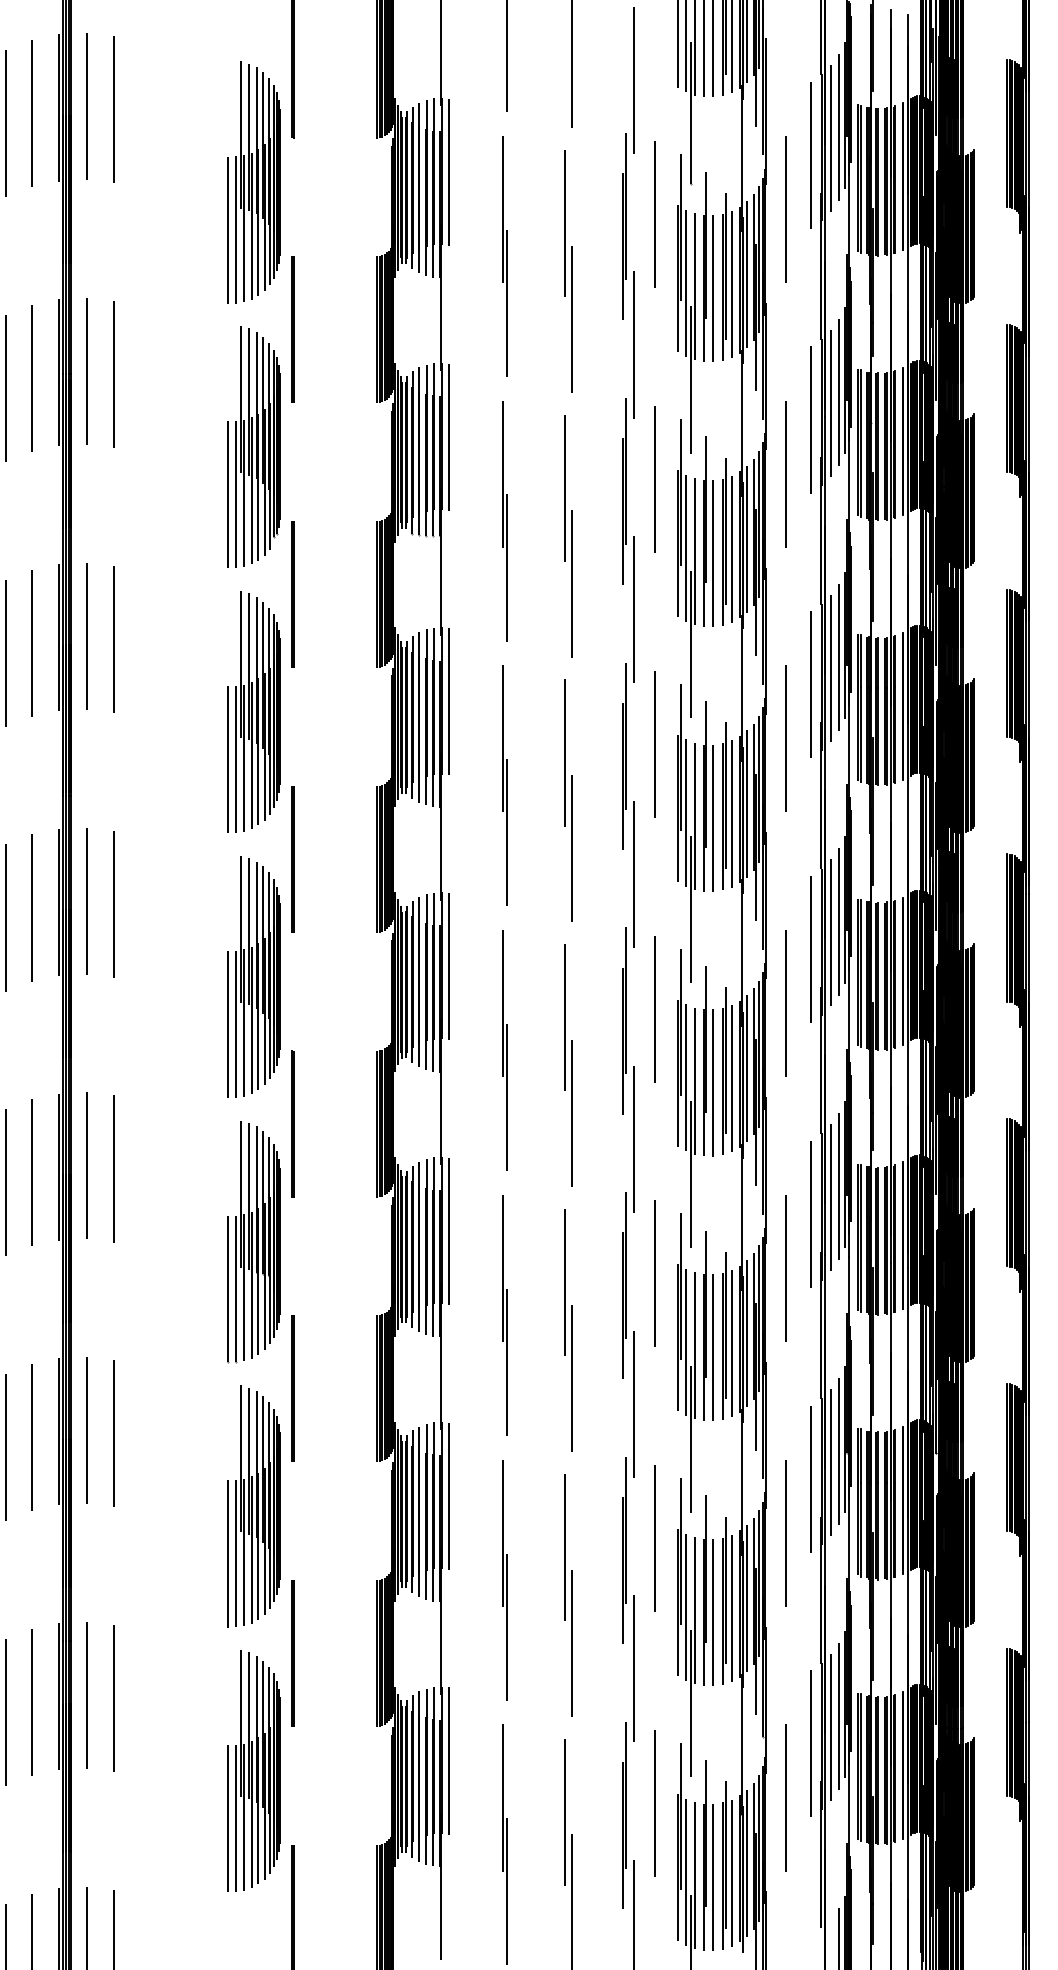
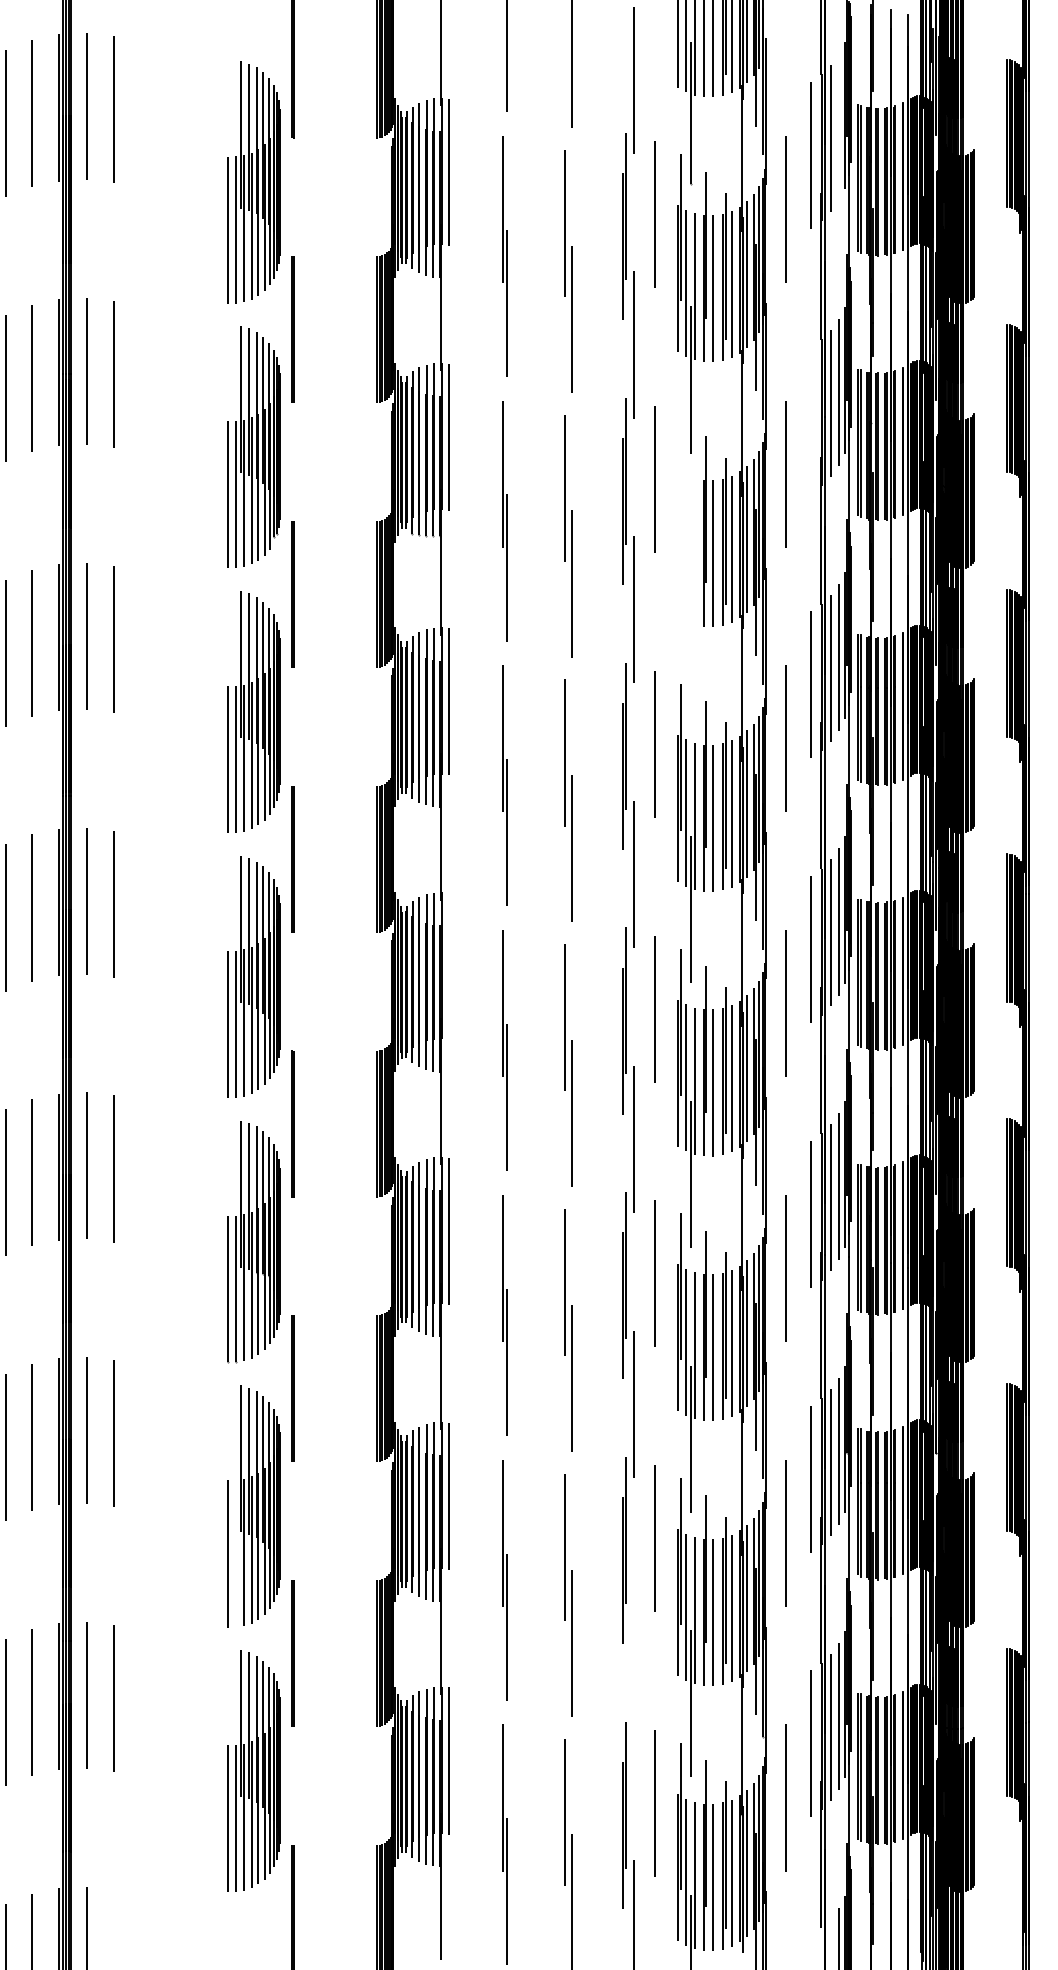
line: present -> none (839, 127)
line: present -> none (811, 419)
part: present -> none (686, 568)
line: present -> none (449, 966)
line: present -> none (236, 1553)
line: present -> none (634, 1668)
line: present -> none (114, 1927)
